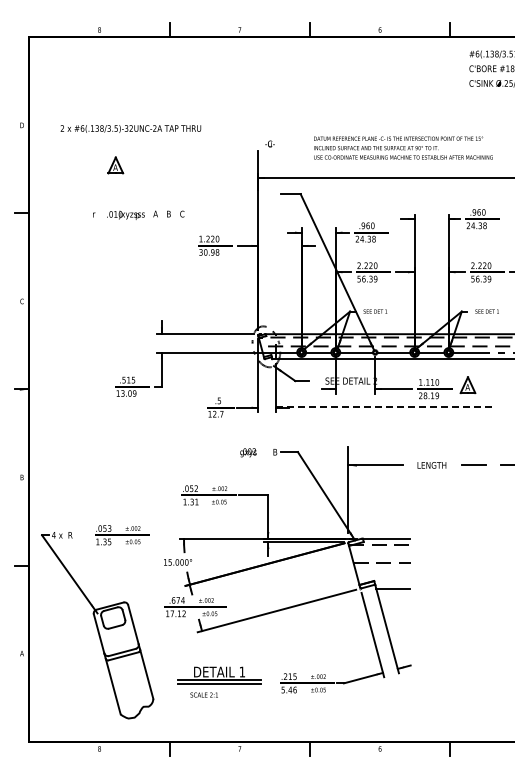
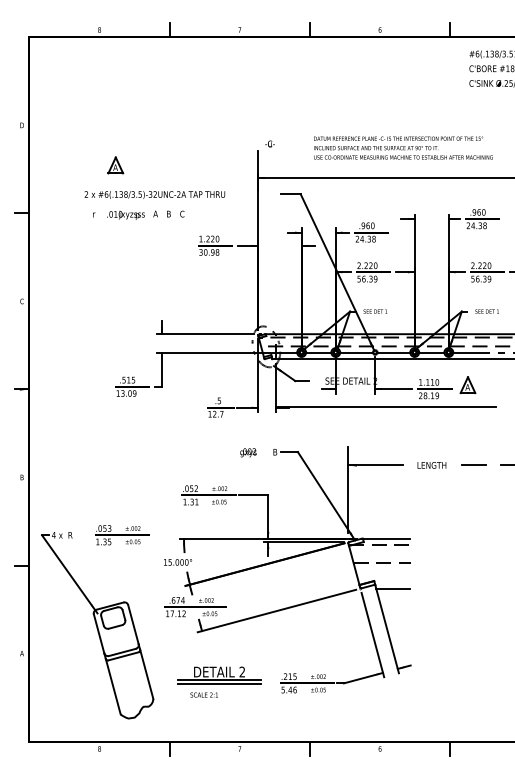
text position: (130, 128) -> (154, 194) (154, 194)
line: dashed -> solid (385, 407)
text: 1 -> 2 (241, 671)
